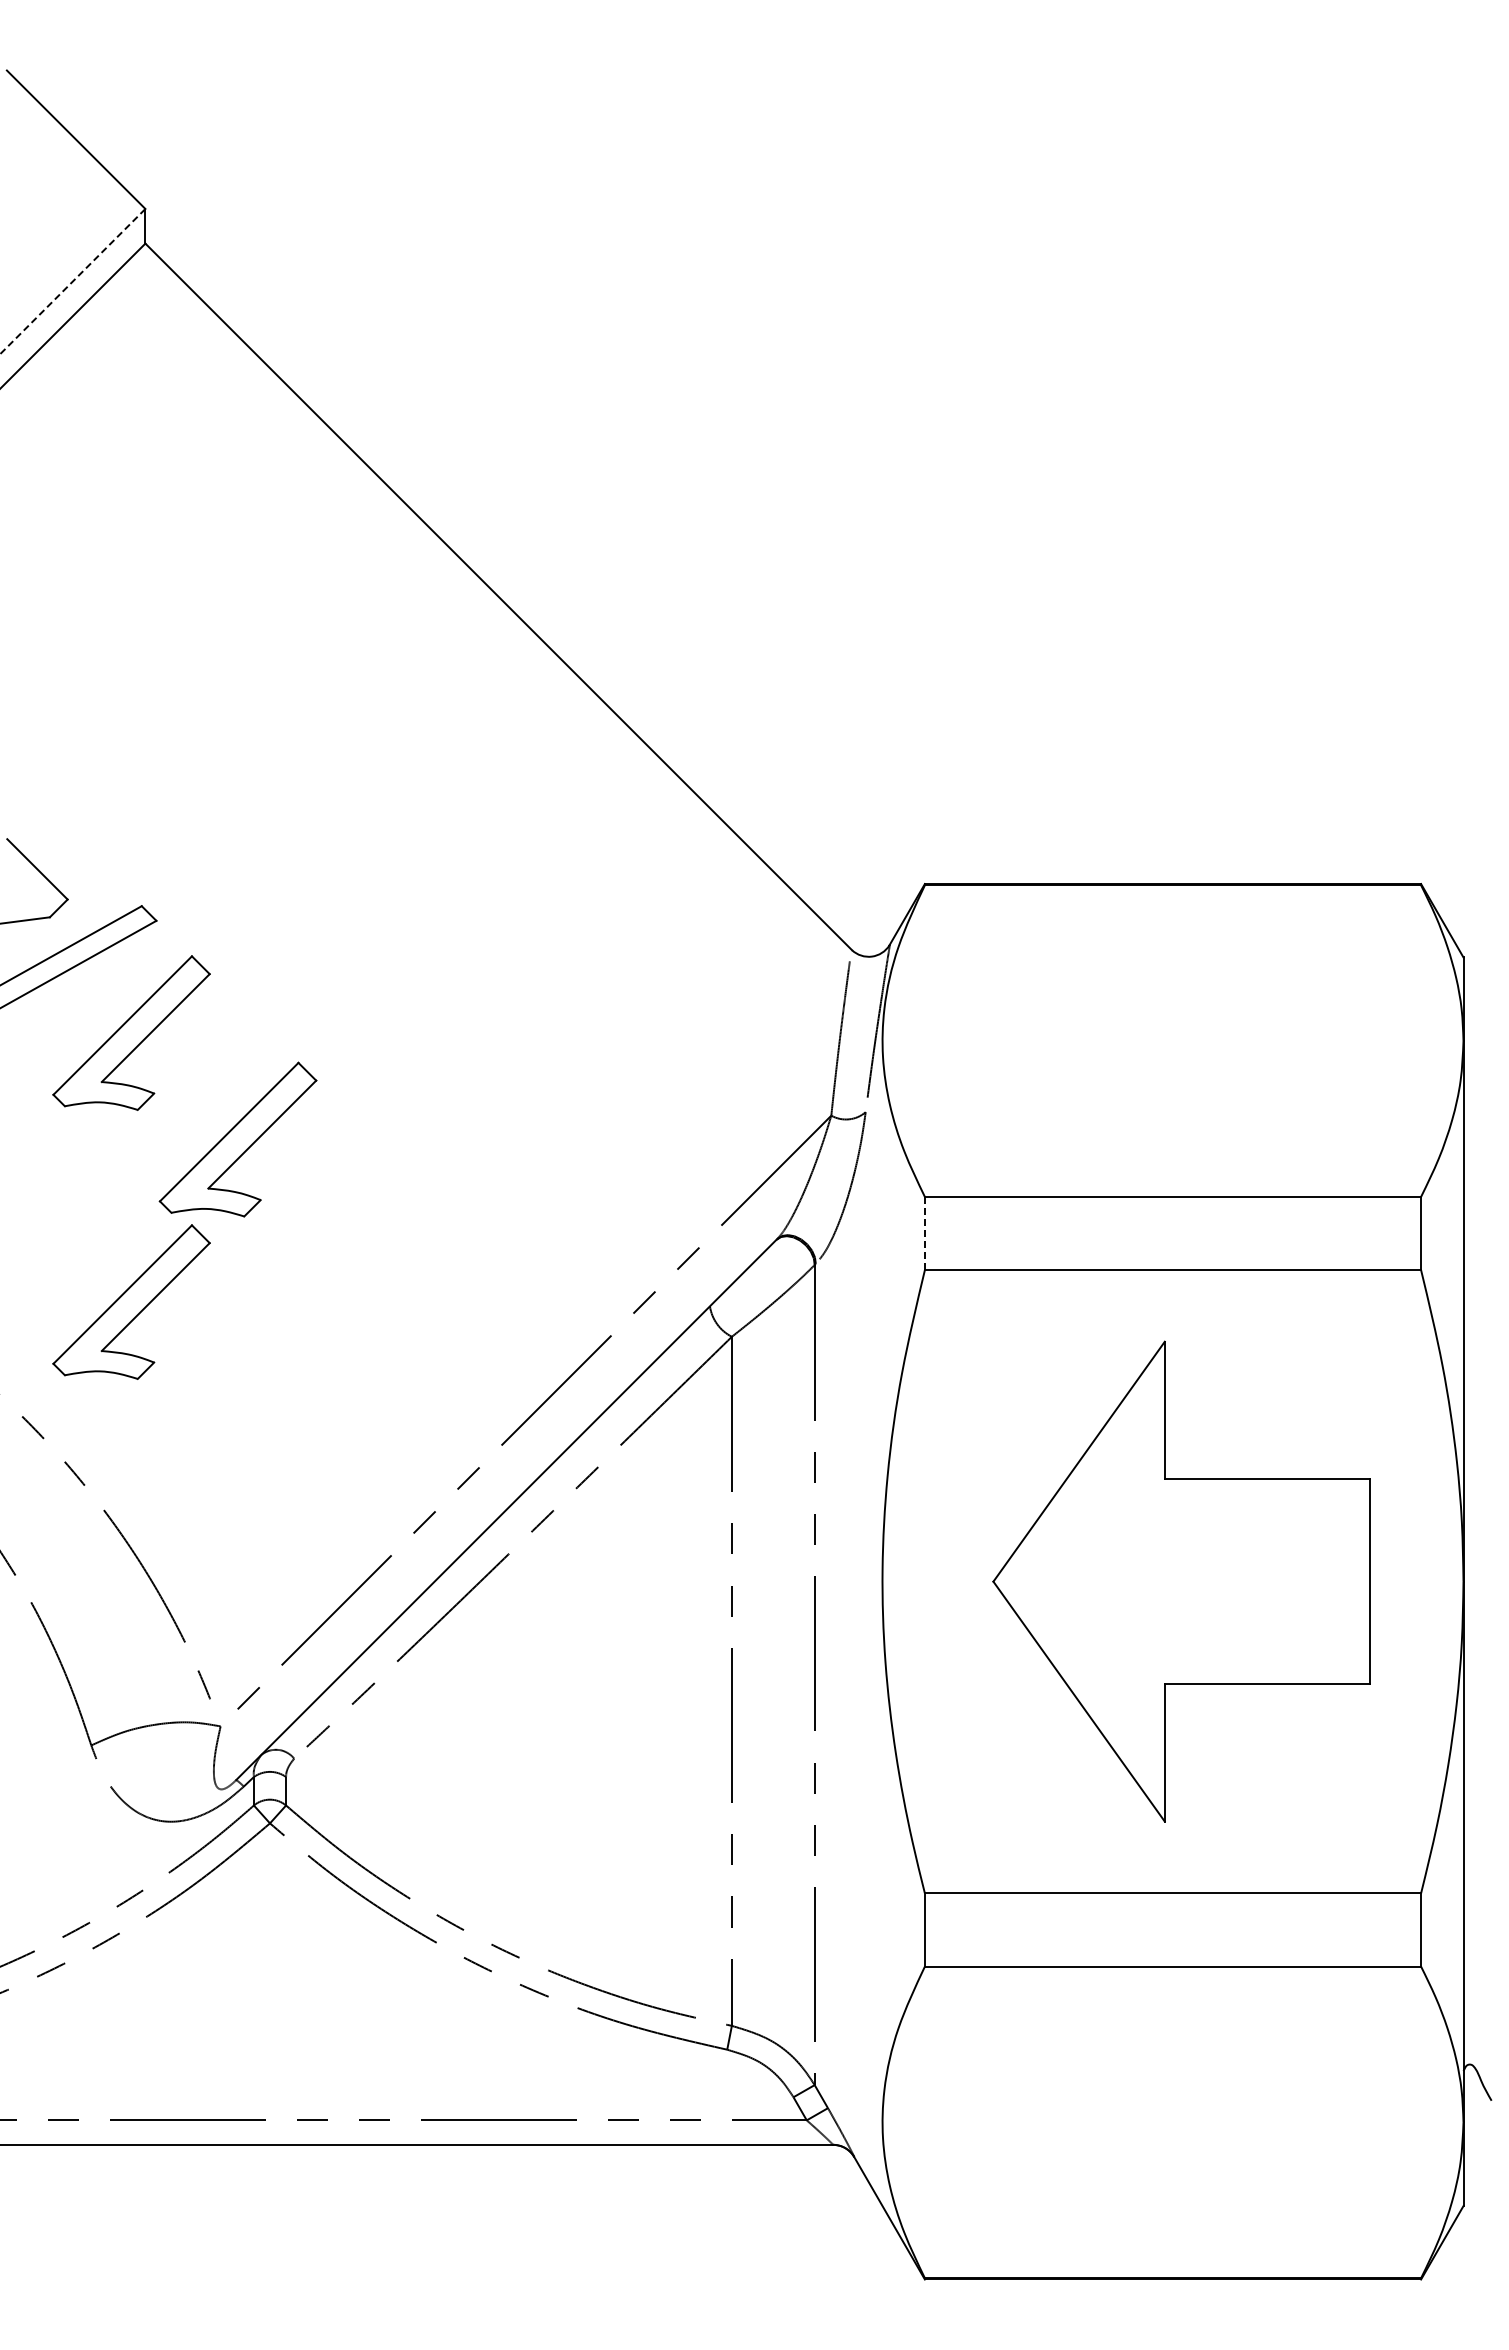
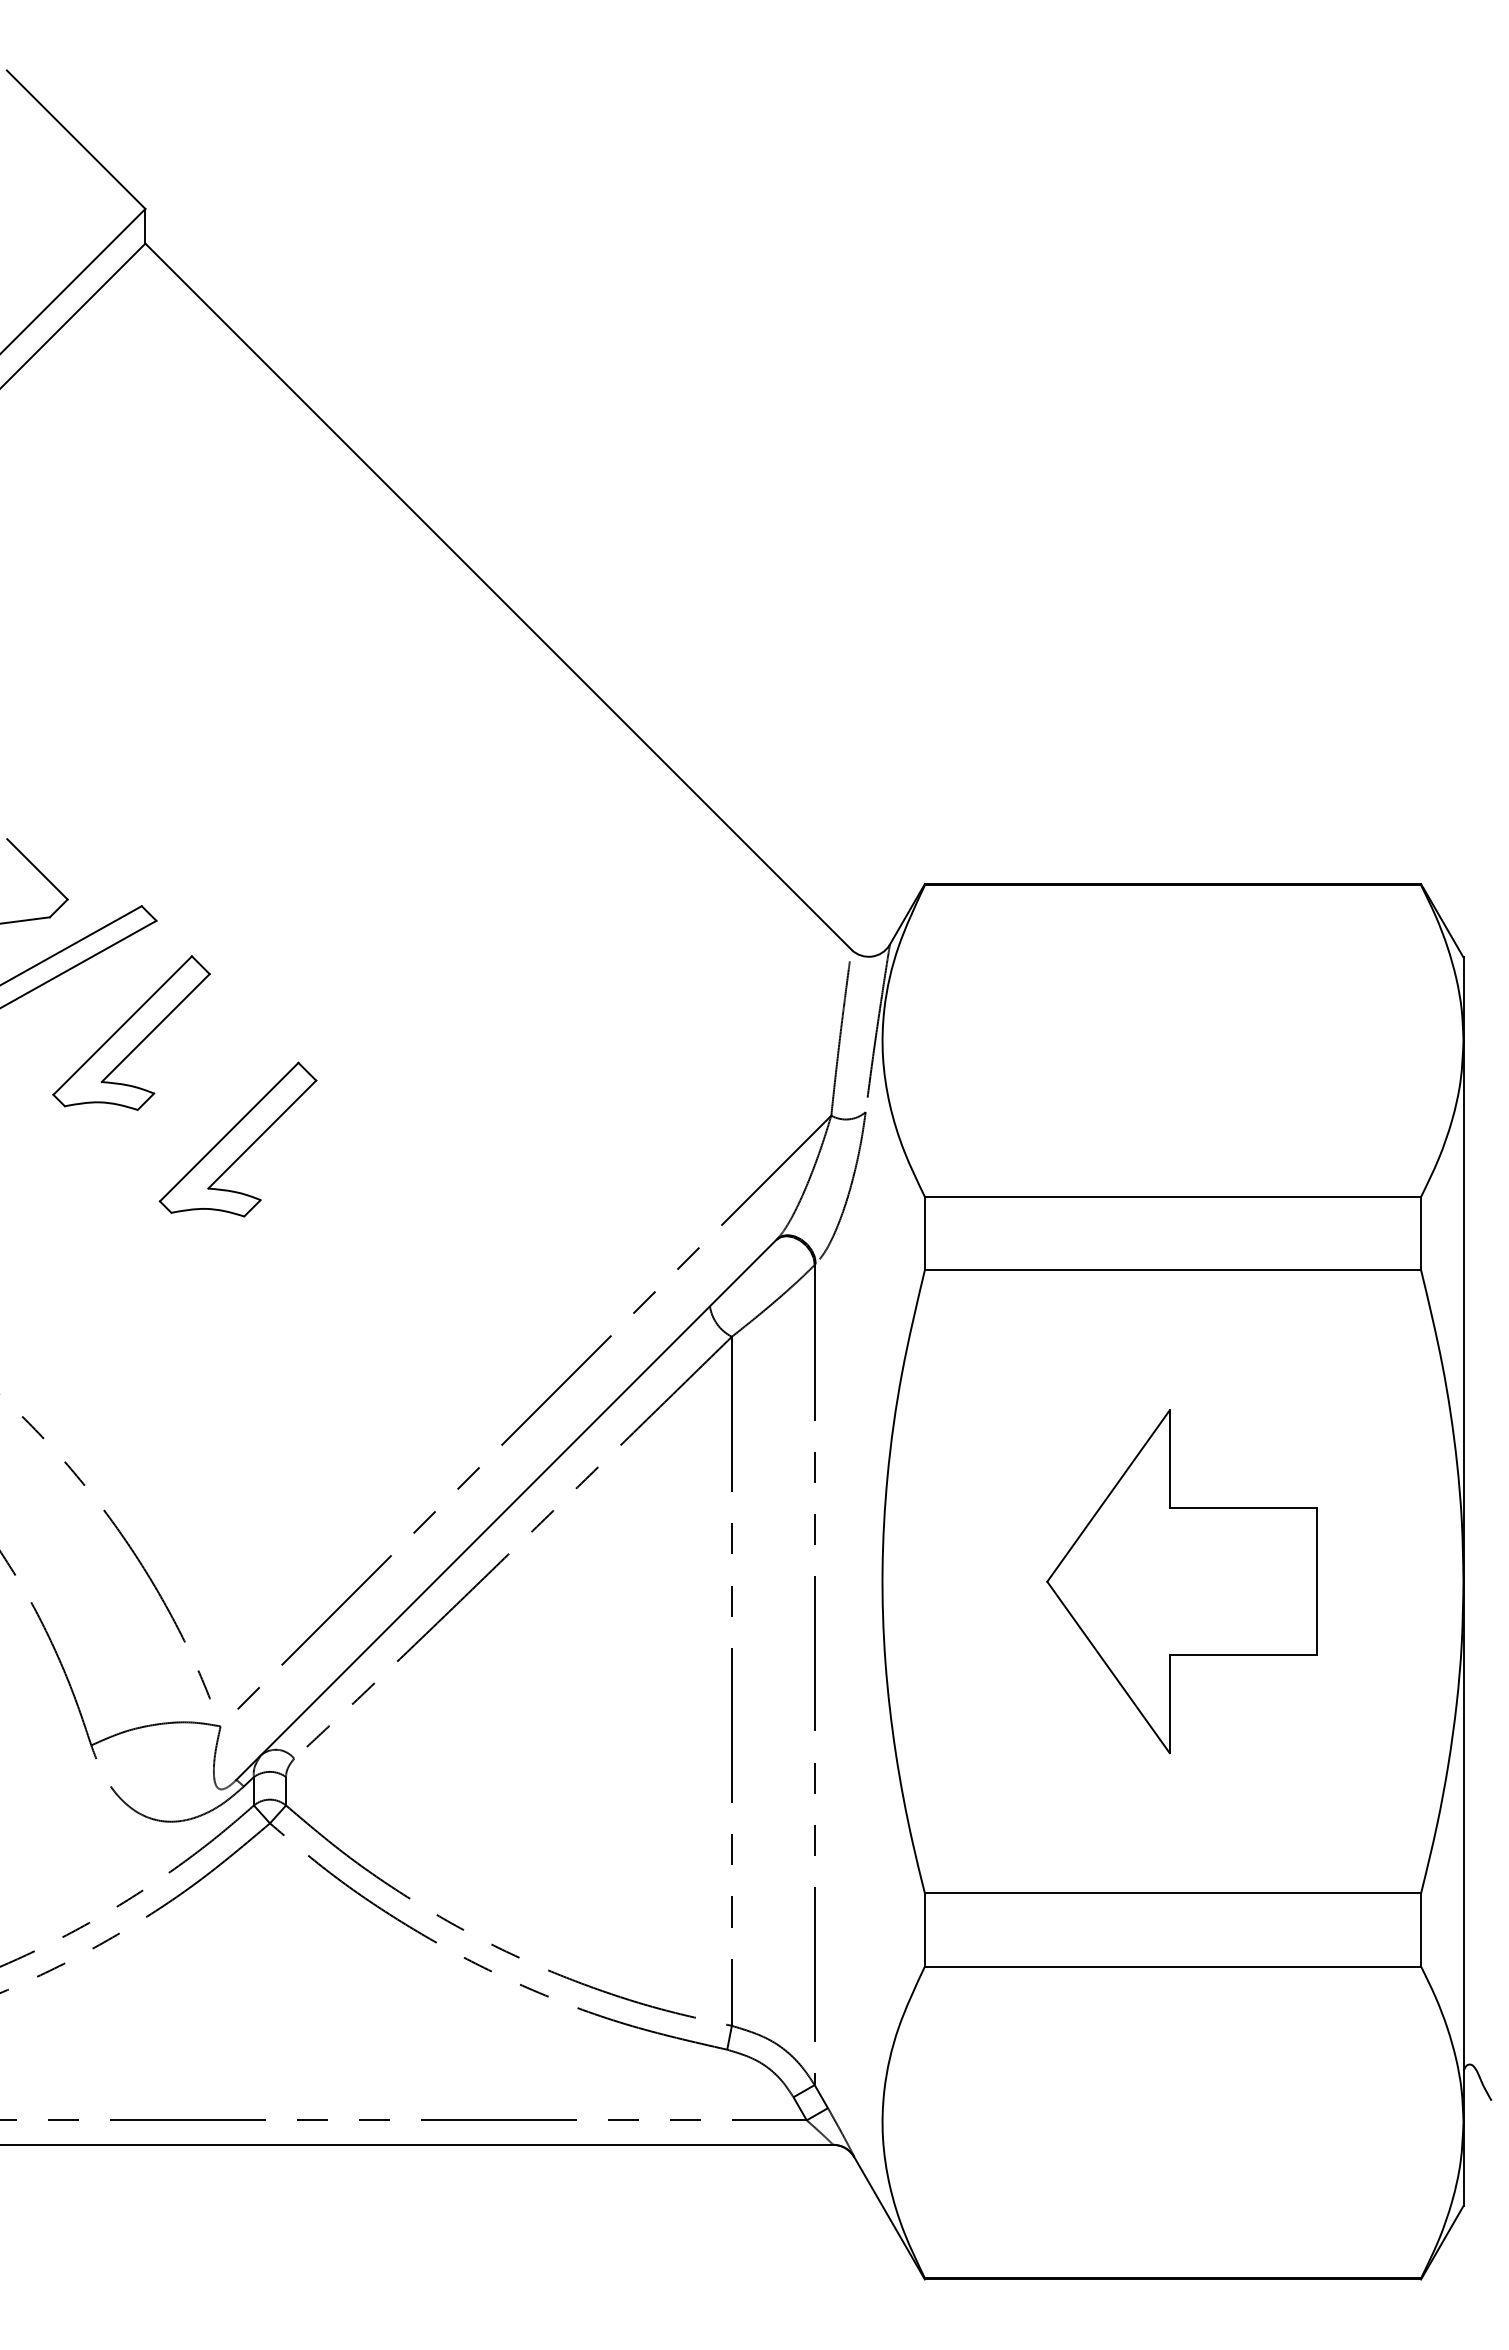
line: dashed -> solid (72, 281)
line: dashed -> solid (924, 1233)
part: present -> none (131, 1301)
part size: 379x483 px -> 272x346 px (1181, 1581)
